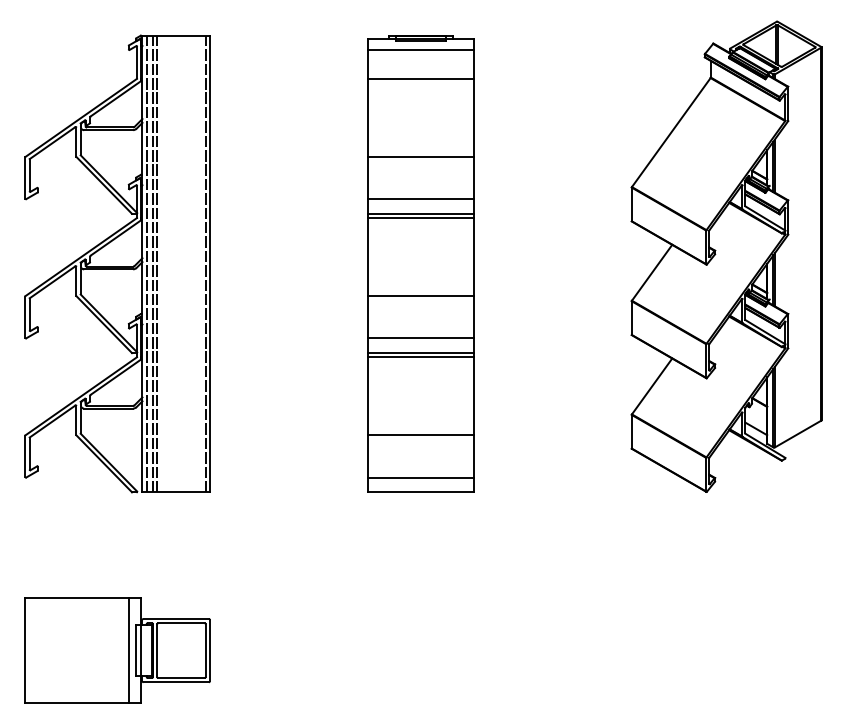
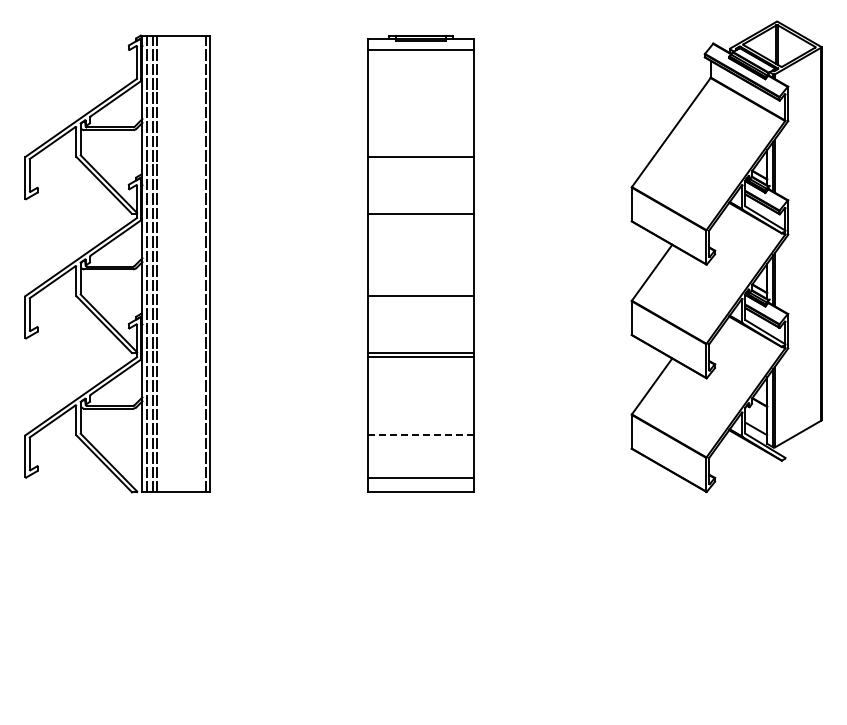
line: present -> none (420, 78)
line: present -> none (420, 199)
line: present -> none (420, 217)
line: present -> none (420, 338)
line: solid -> dashed (420, 435)
part: present -> none (117, 650)
